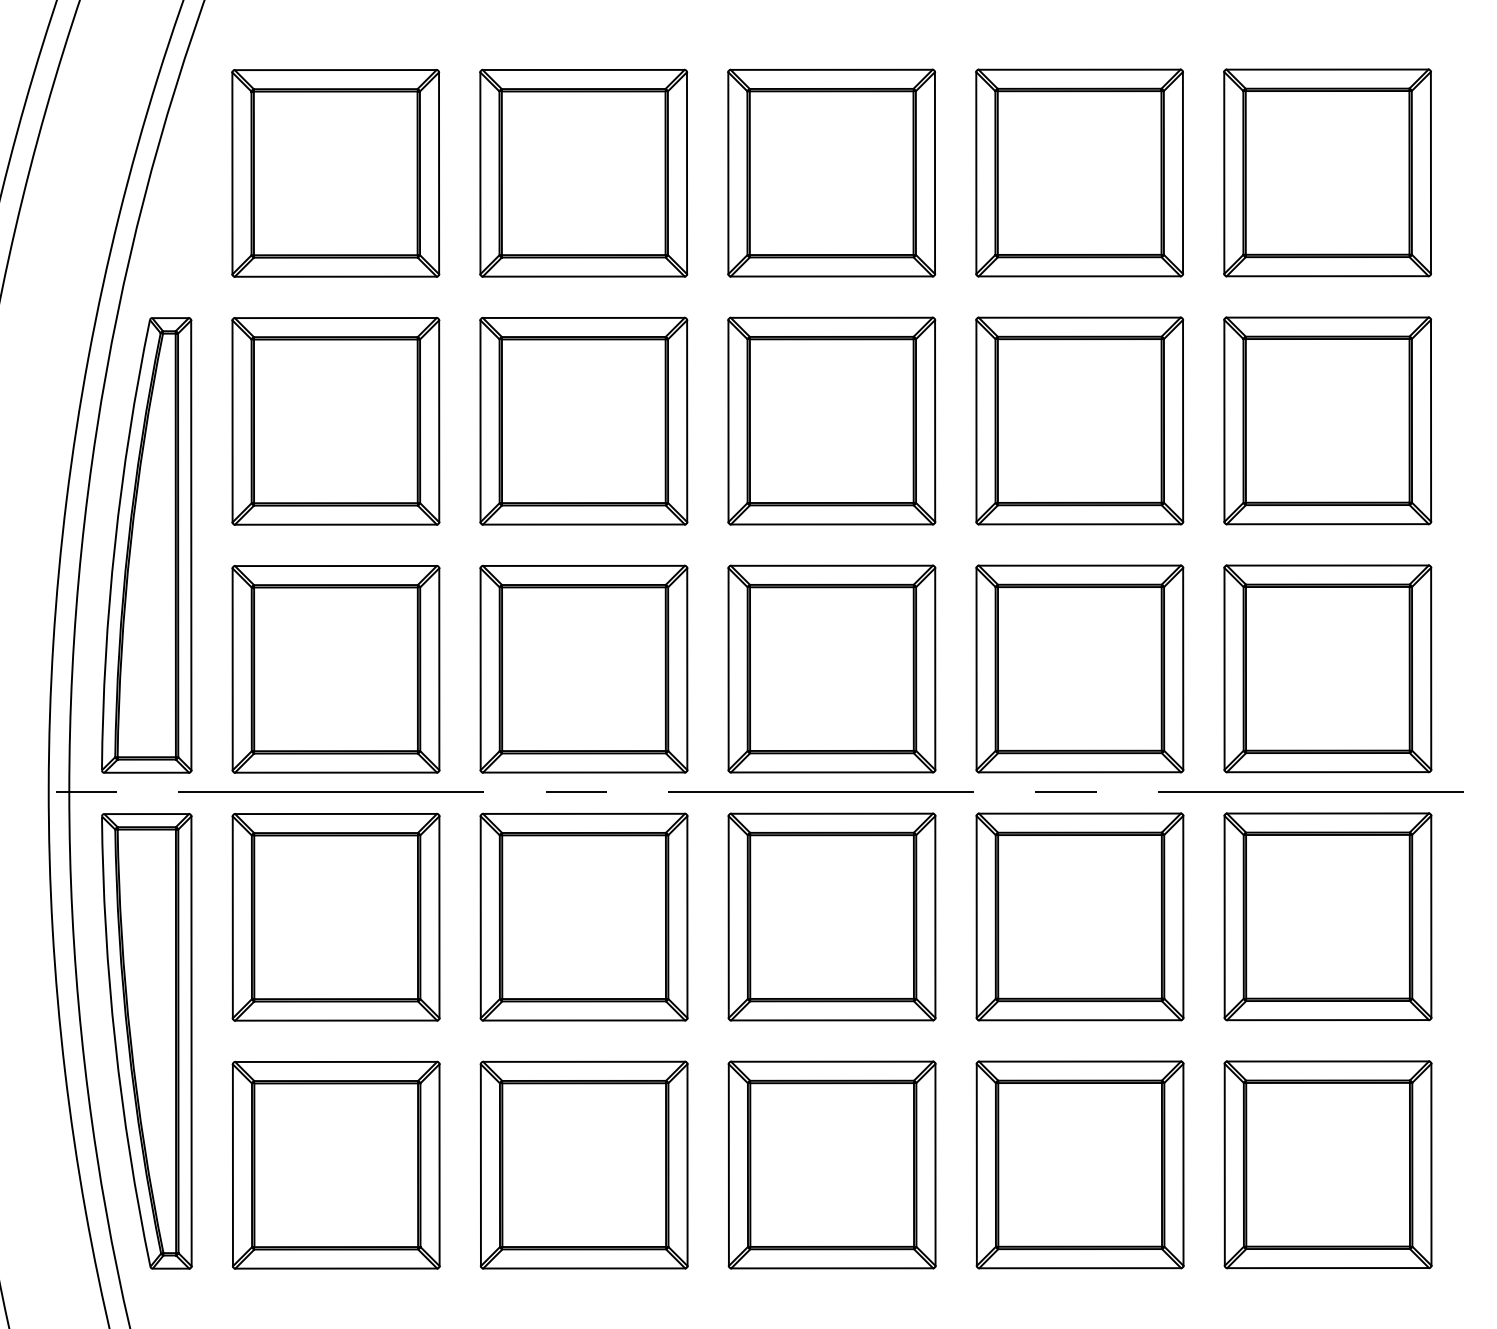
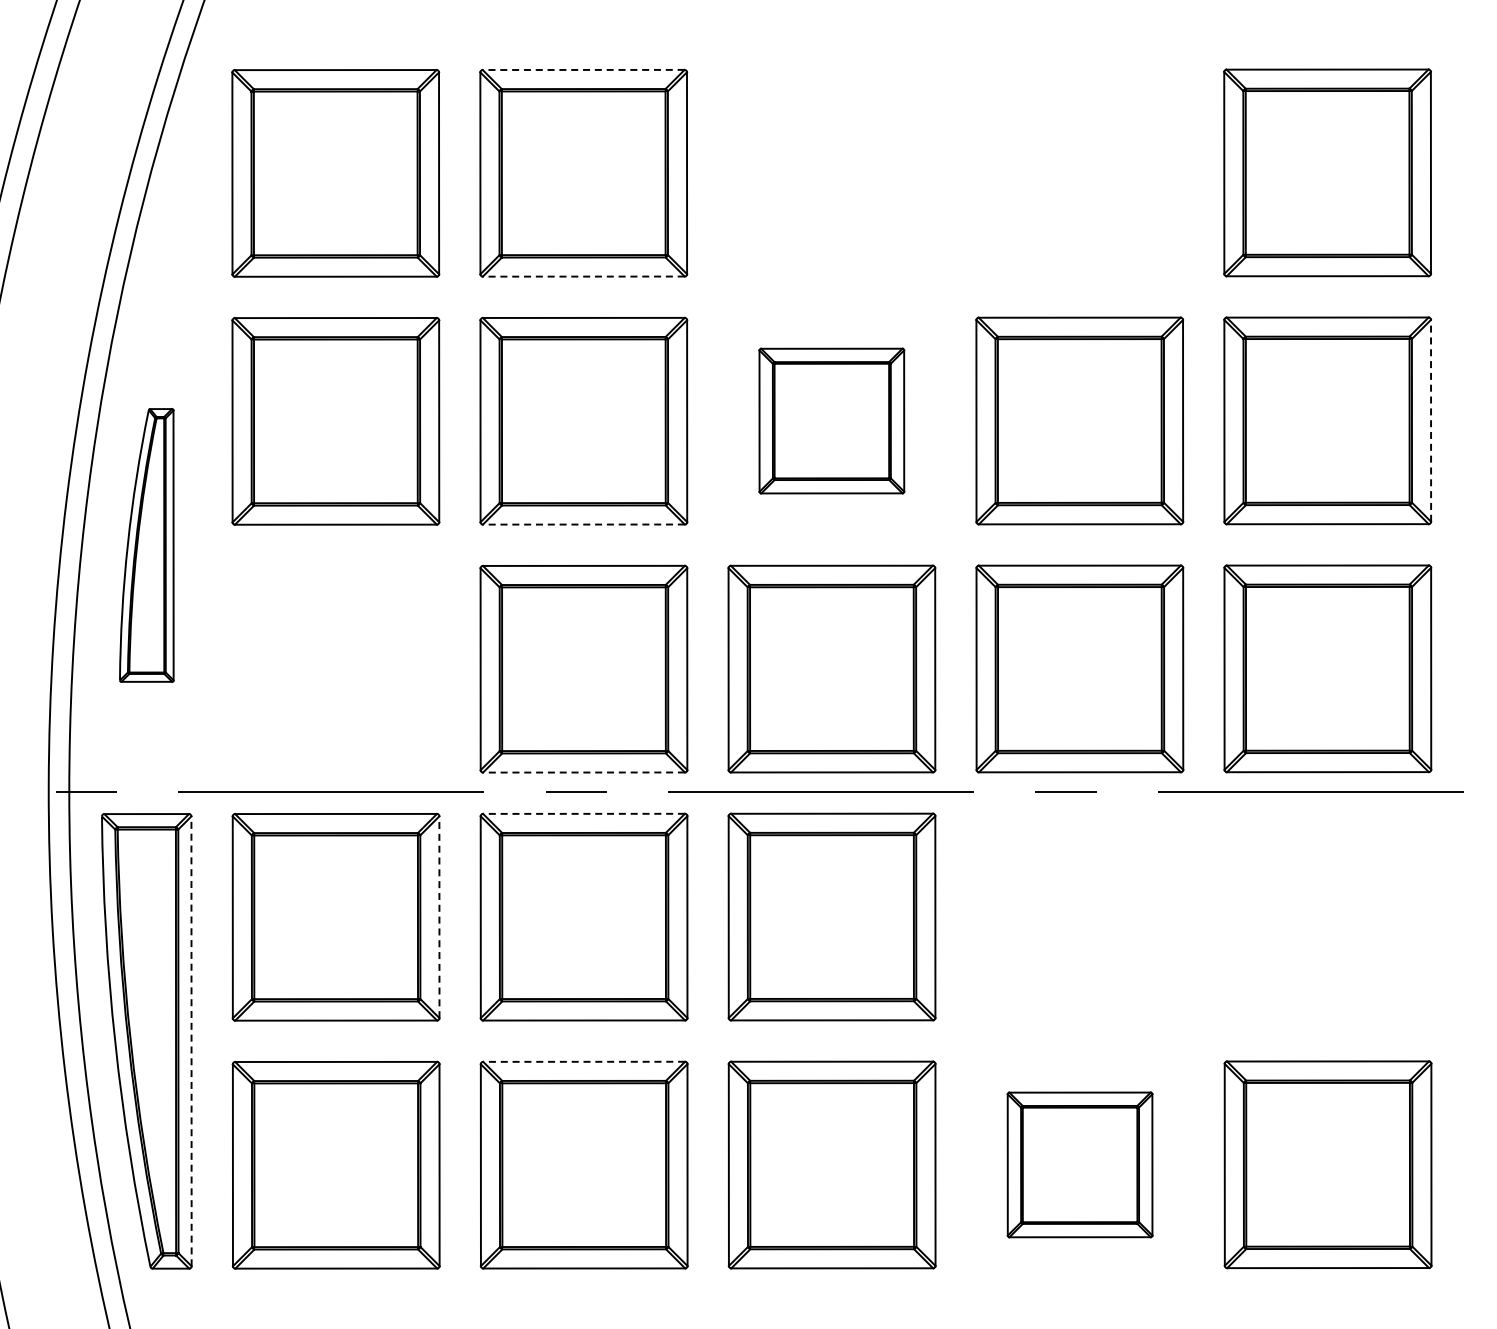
line: solid -> dashed (583, 69)
part: present -> none (831, 172)
part: present -> none (1079, 172)
line: solid -> dashed (583, 276)
part size: 210x210 px -> 148x148 px (831, 420)
line: solid -> dashed (1431, 420)
line: solid -> dashed (583, 524)
part size: 92x457 px -> 56x275 px (146, 545)
part: present -> none (335, 669)
line: solid -> dashed (584, 772)
line: solid -> dashed (584, 813)
part: present -> none (1079, 916)
part: present -> none (1327, 916)
line: solid -> dashed (439, 917)
line: solid -> dashed (191, 1041)
line: solid -> dashed (584, 1061)
part size: 210x210 px -> 148x148 px (1079, 1164)
